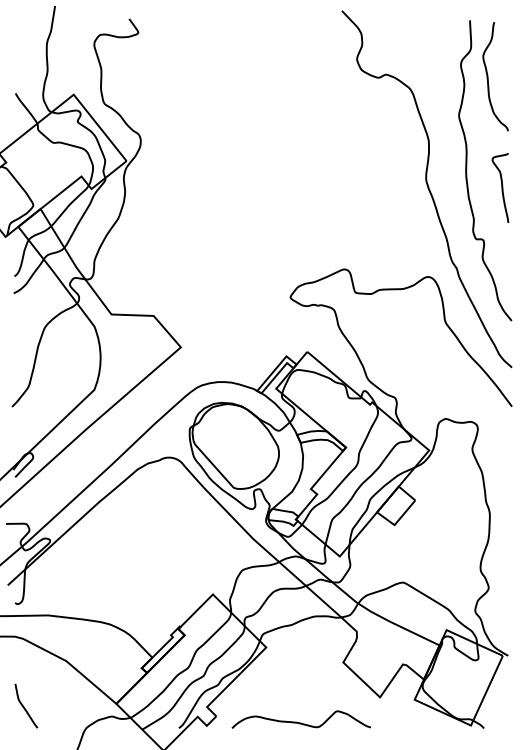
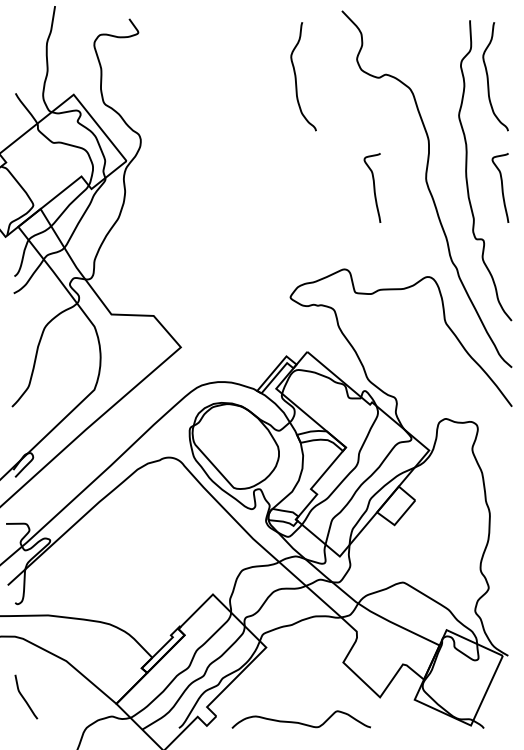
curve: none -> present (296, 76)
curve: none -> present (373, 187)
curve position: (24, 706) -> (24, 697) (24, 697)
